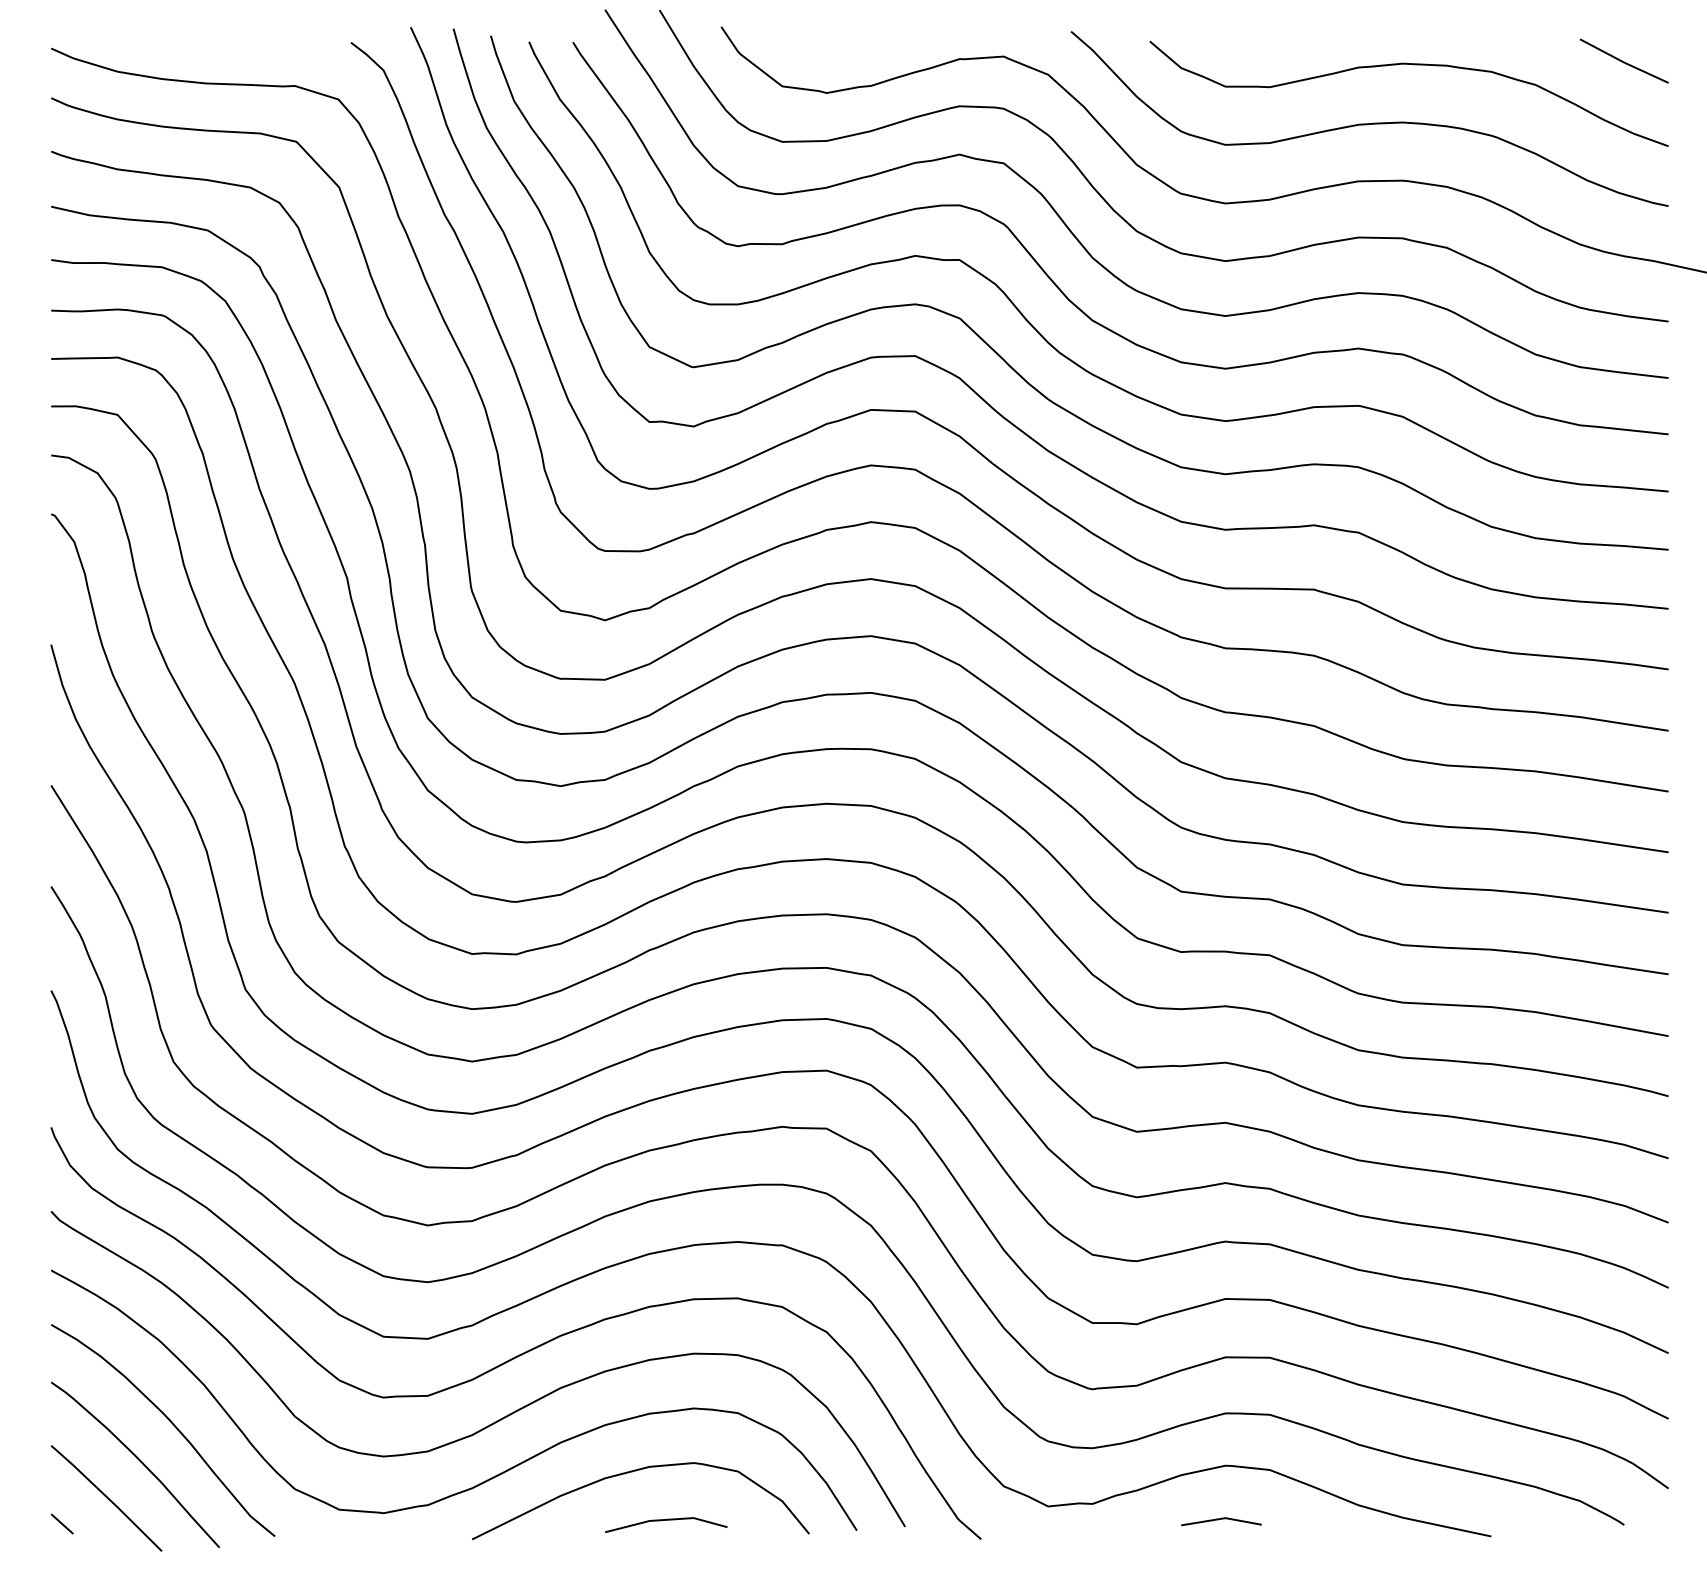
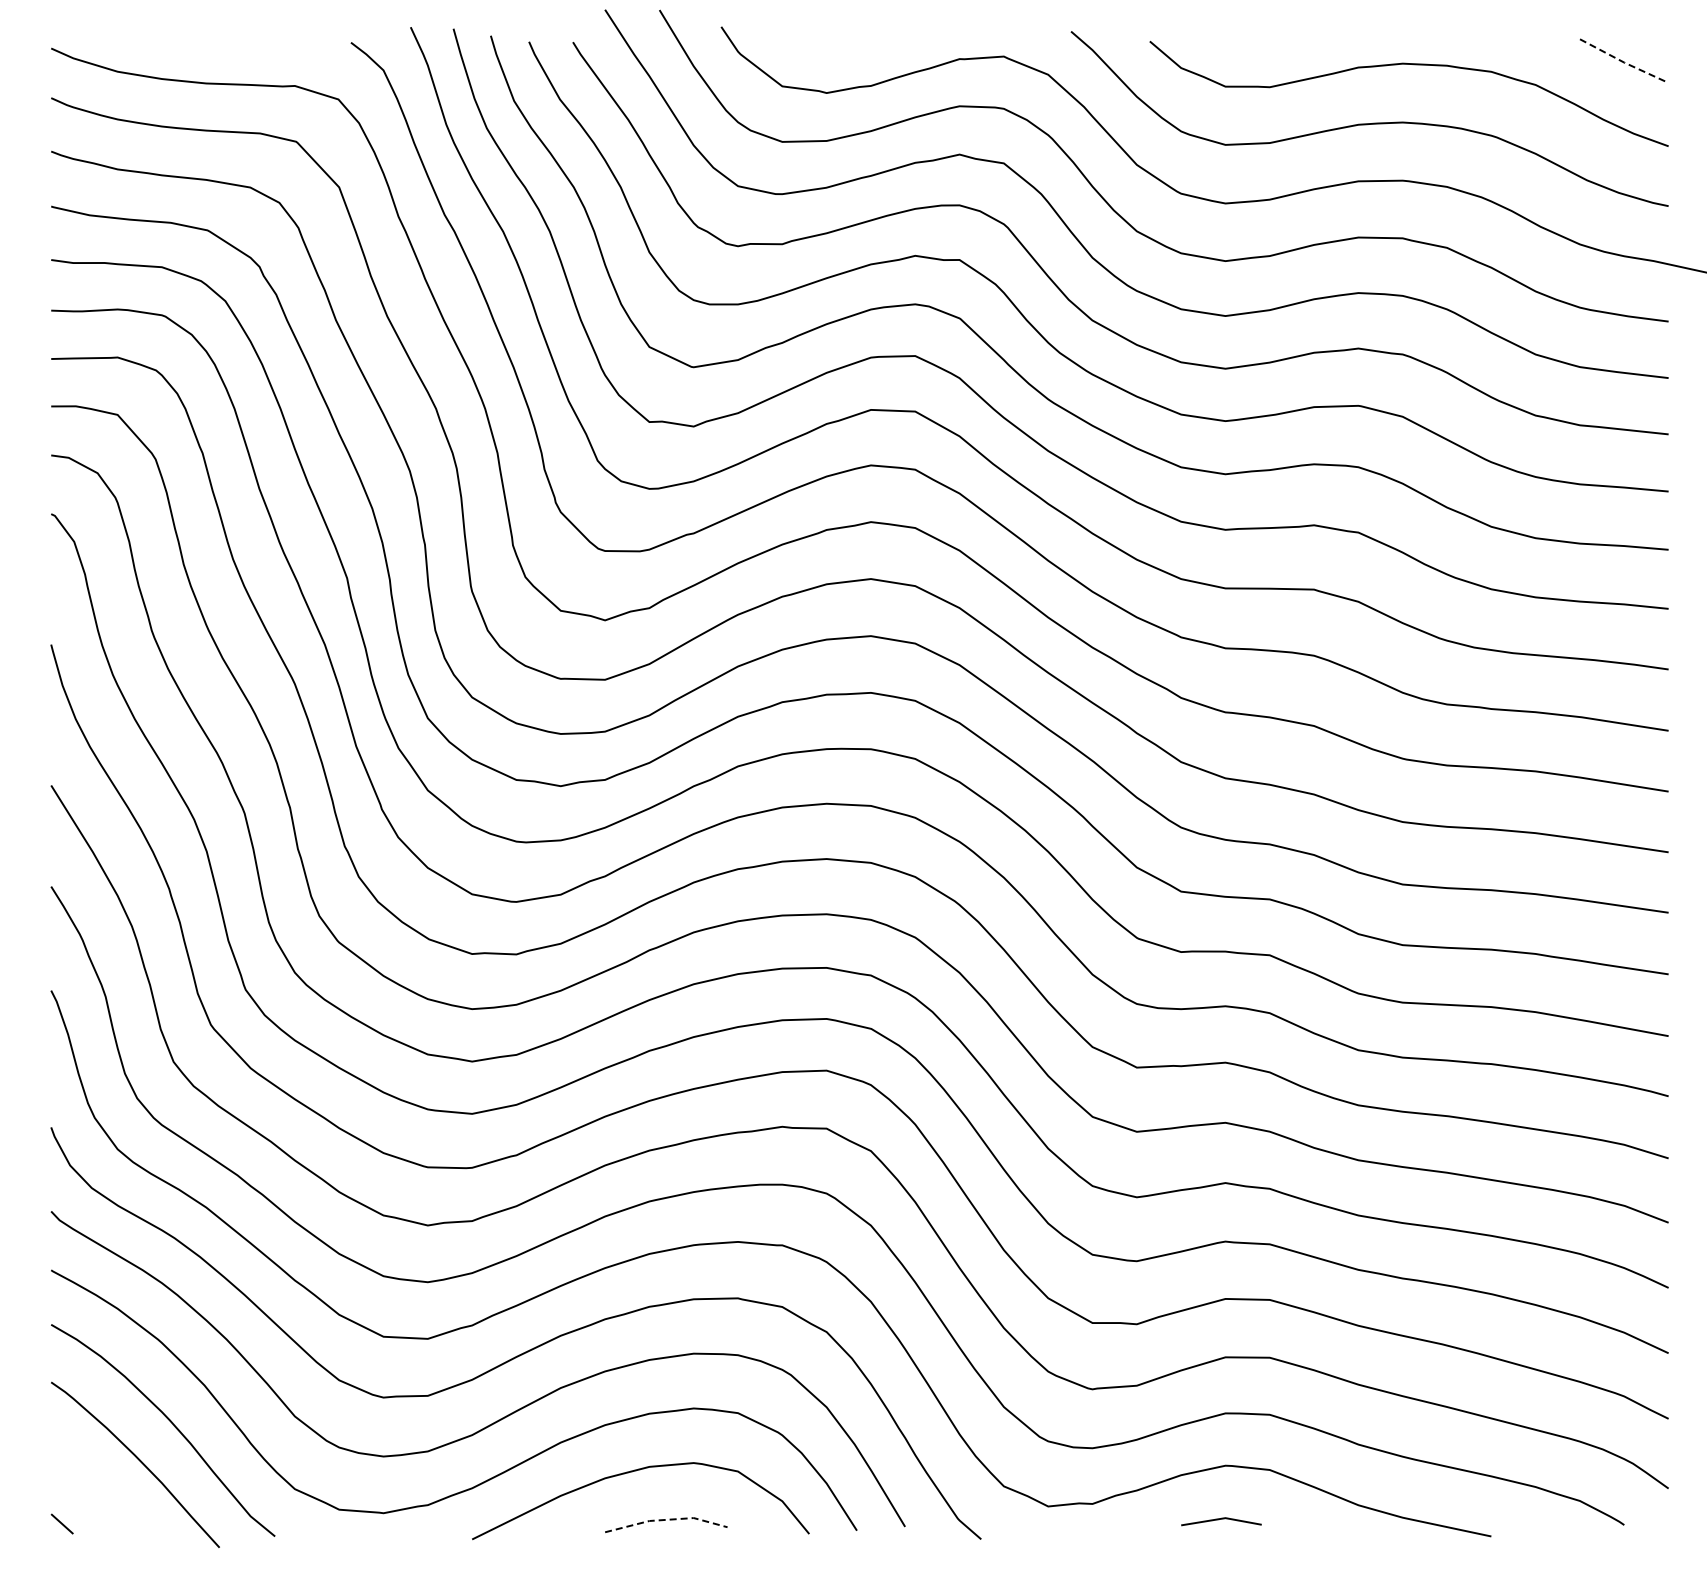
line: solid -> dashed (1624, 62)
line: present -> none (106, 1498)
line: solid -> dashed (667, 1519)
